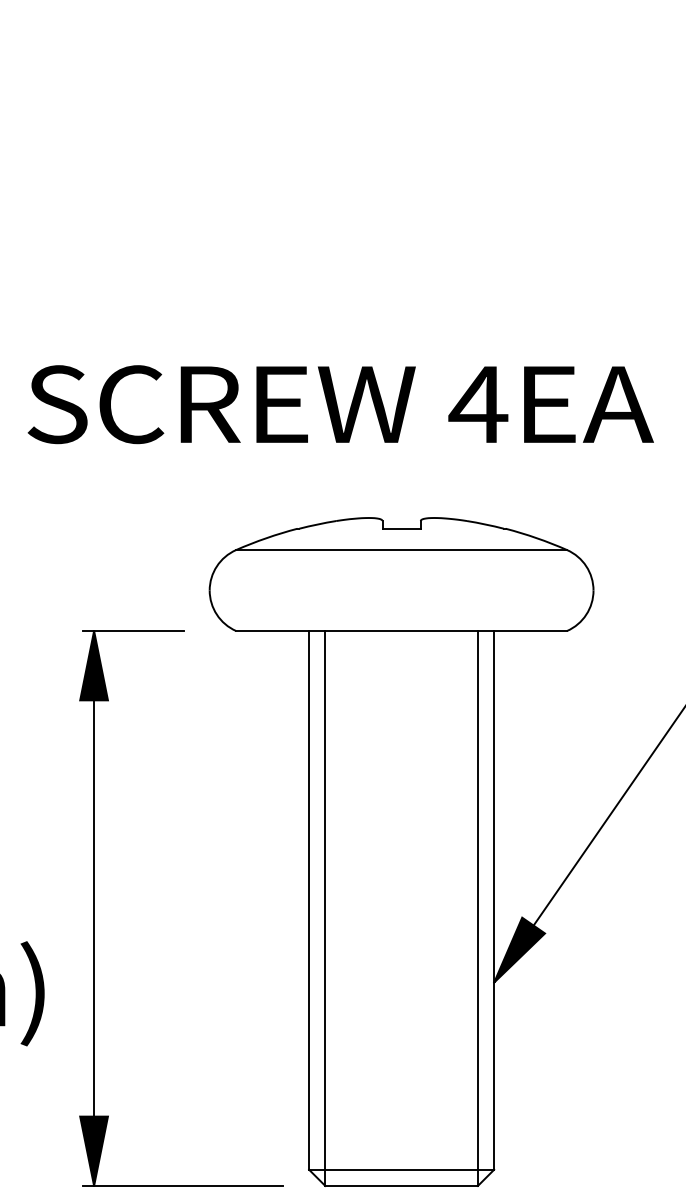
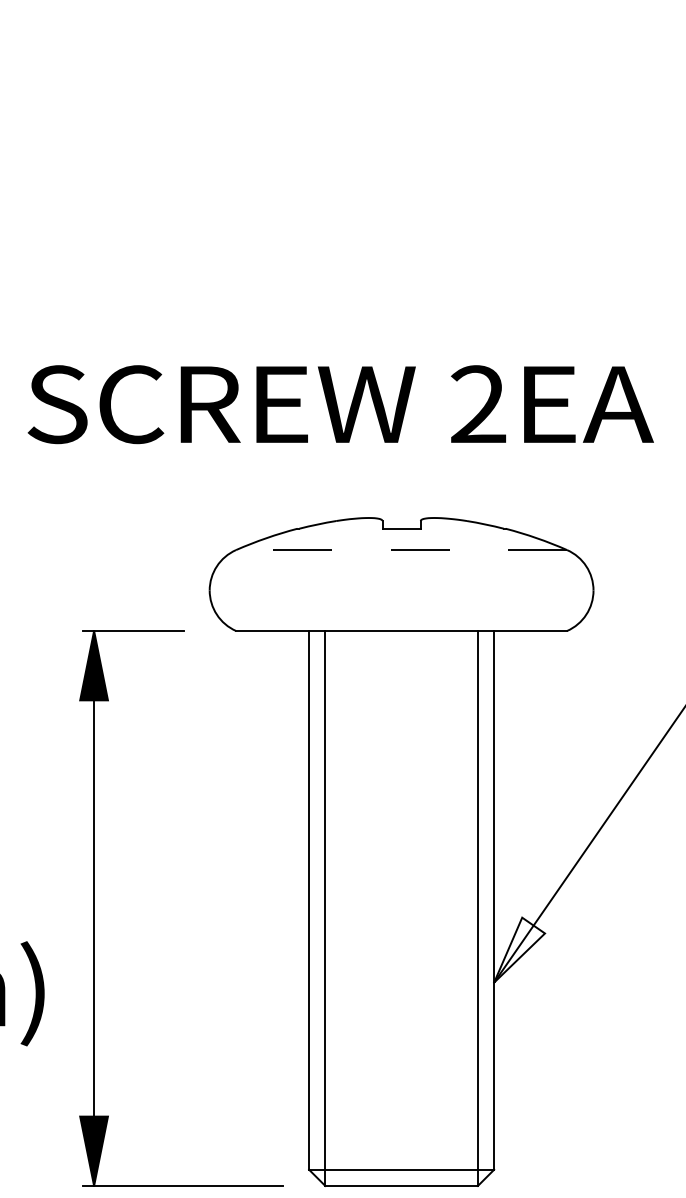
text: 4EA -> 2EA (478, 403)
line: solid -> dashed (401, 550)
fill: present -> none (519, 949)
